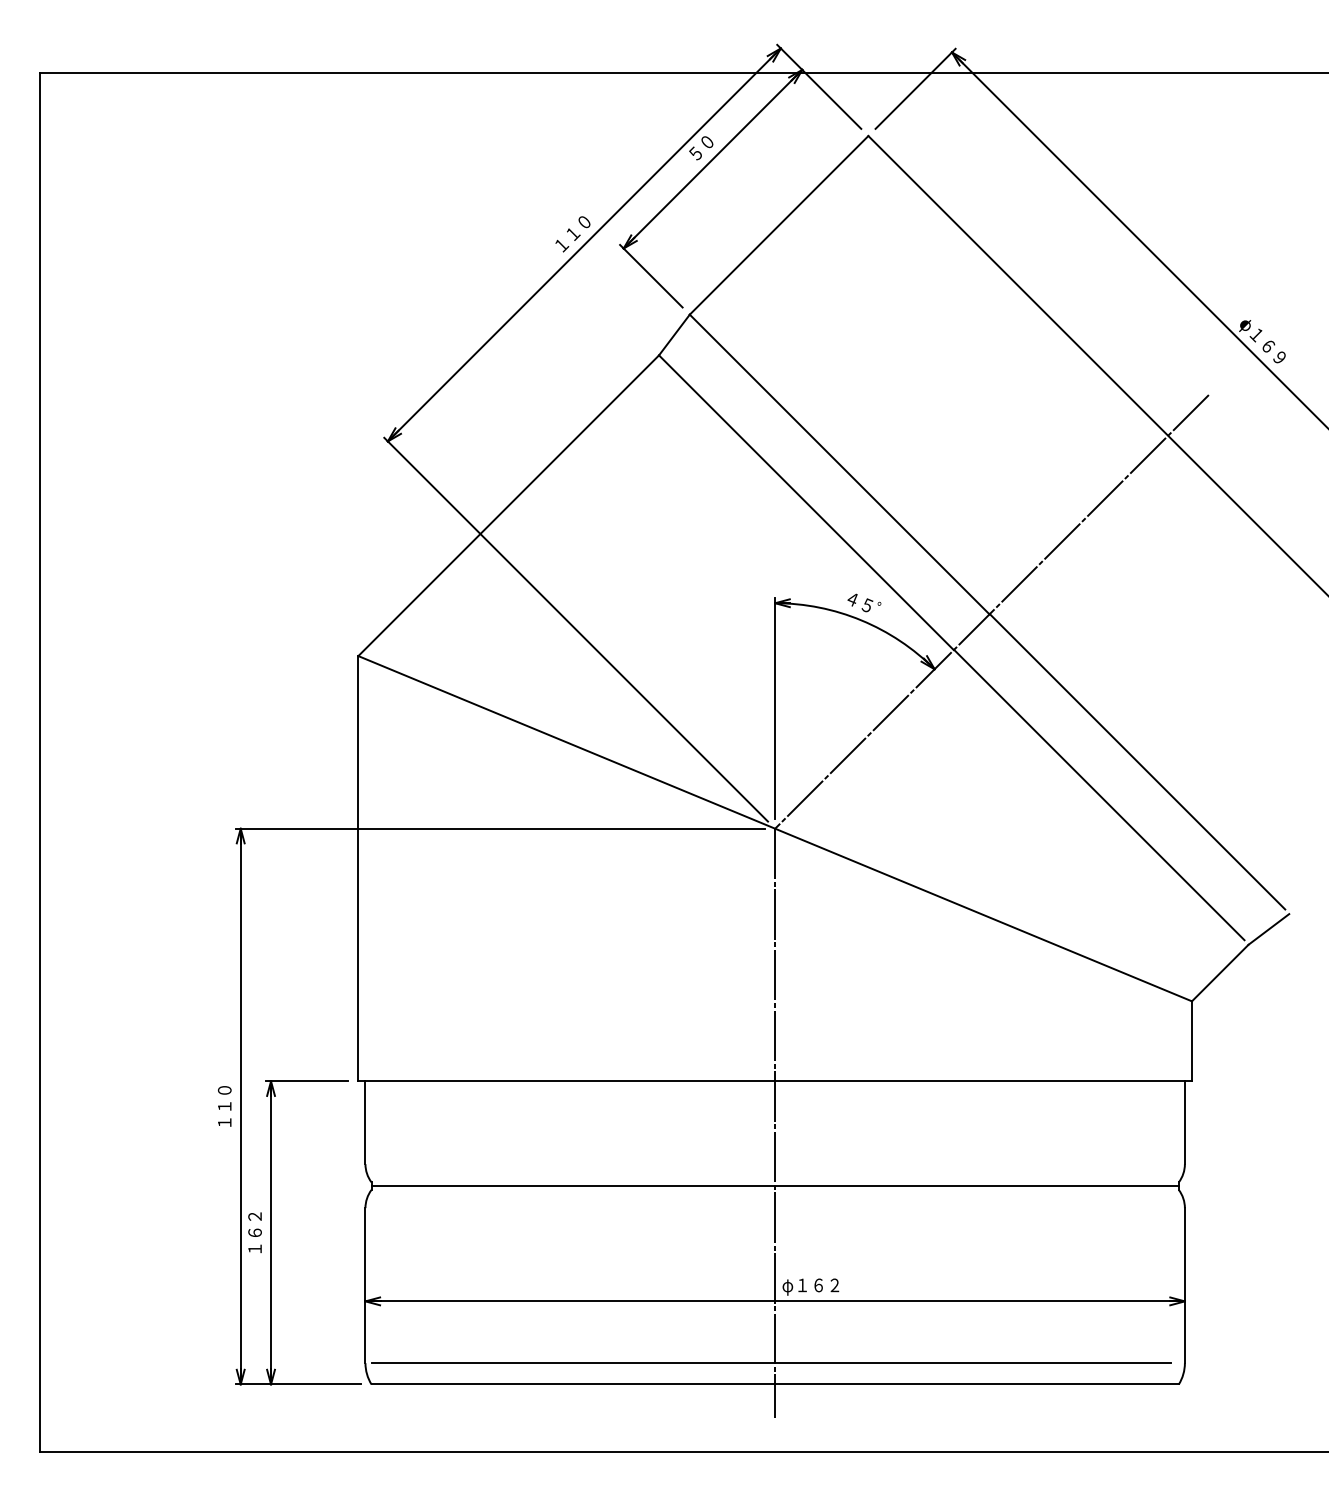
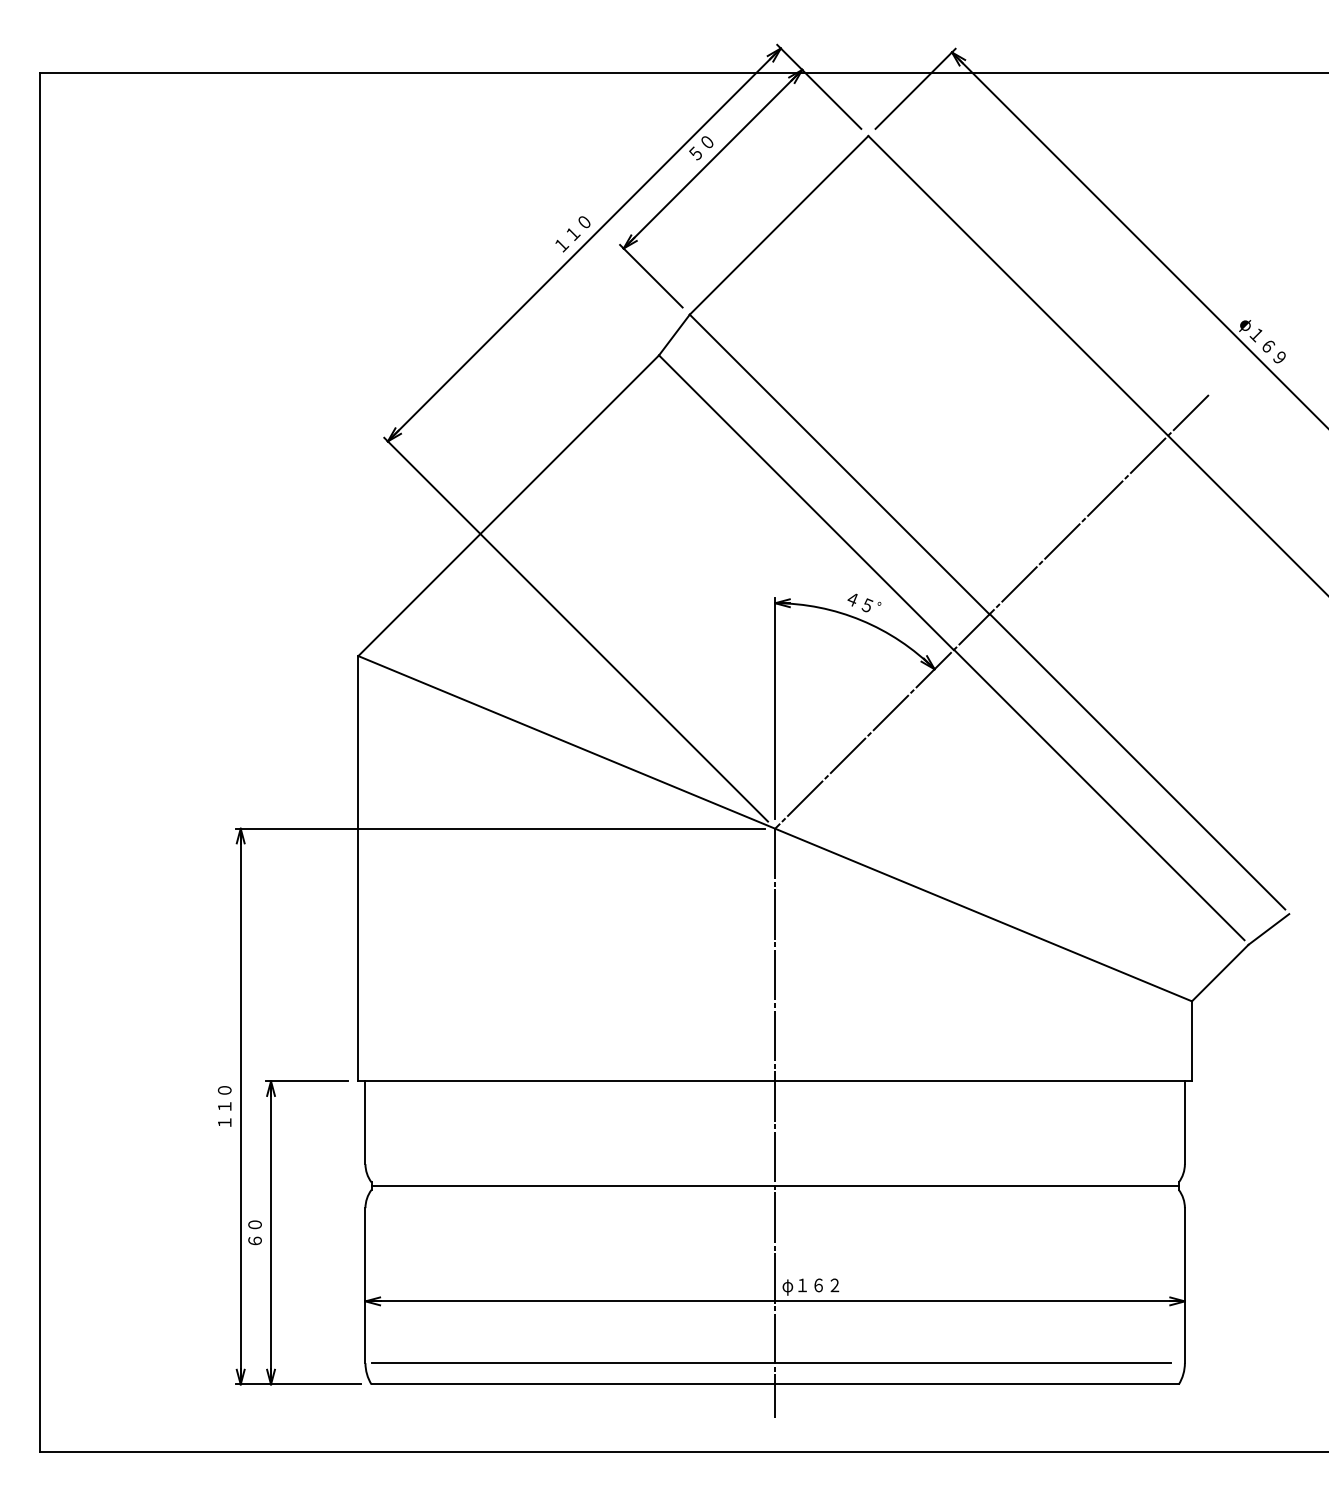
text: １６２ -> ６０ (254, 1232)
